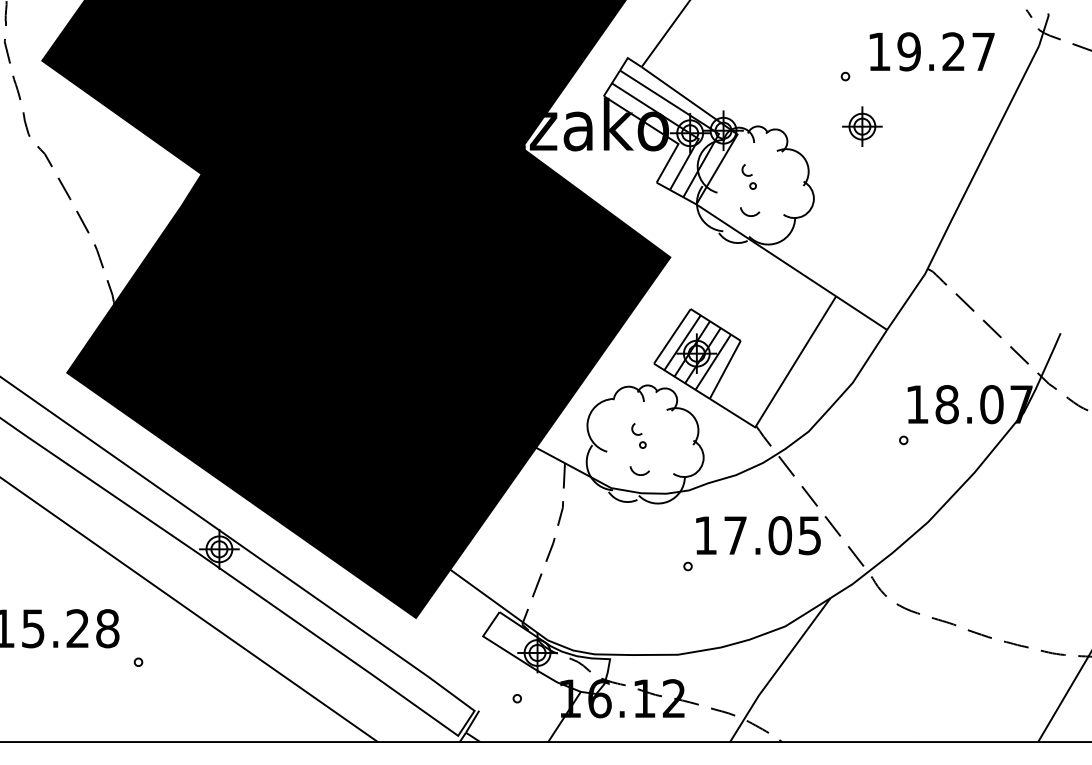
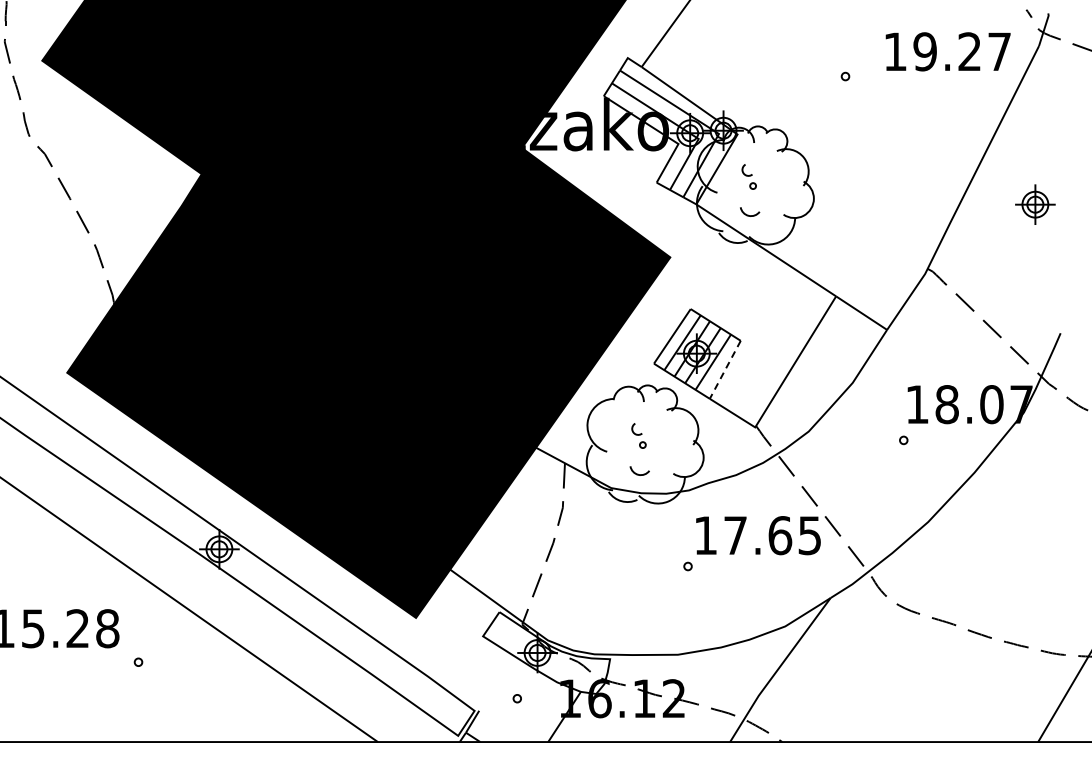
text position: (931, 51) -> (947, 51) (947, 51)
part position: (862, 126) -> (1035, 204) (1035, 204)
line: solid -> dashed (725, 369)
text: 17.05 -> 17.65 (780, 535)
